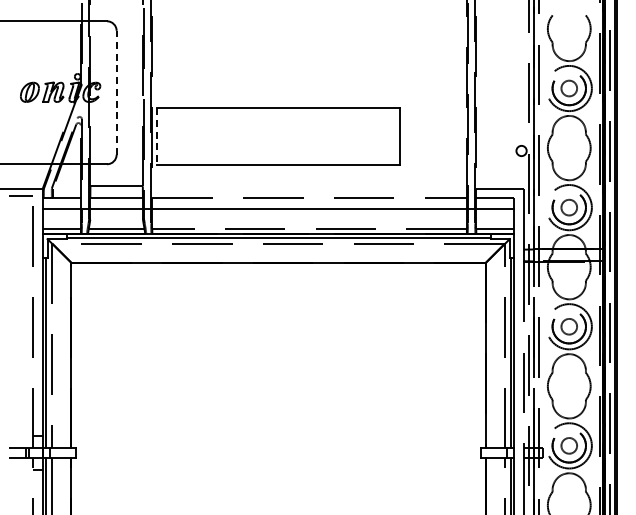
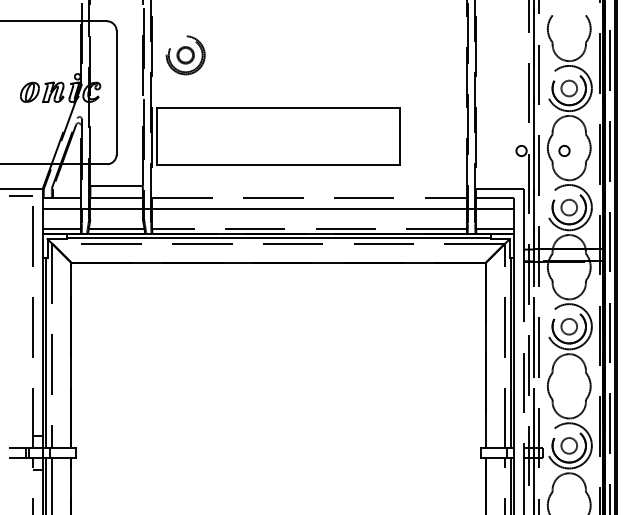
part: none -> present (185, 55)
line: dashed -> solid (116, 92)
line: dashed -> solid (157, 136)
circle: none -> present (564, 150)
